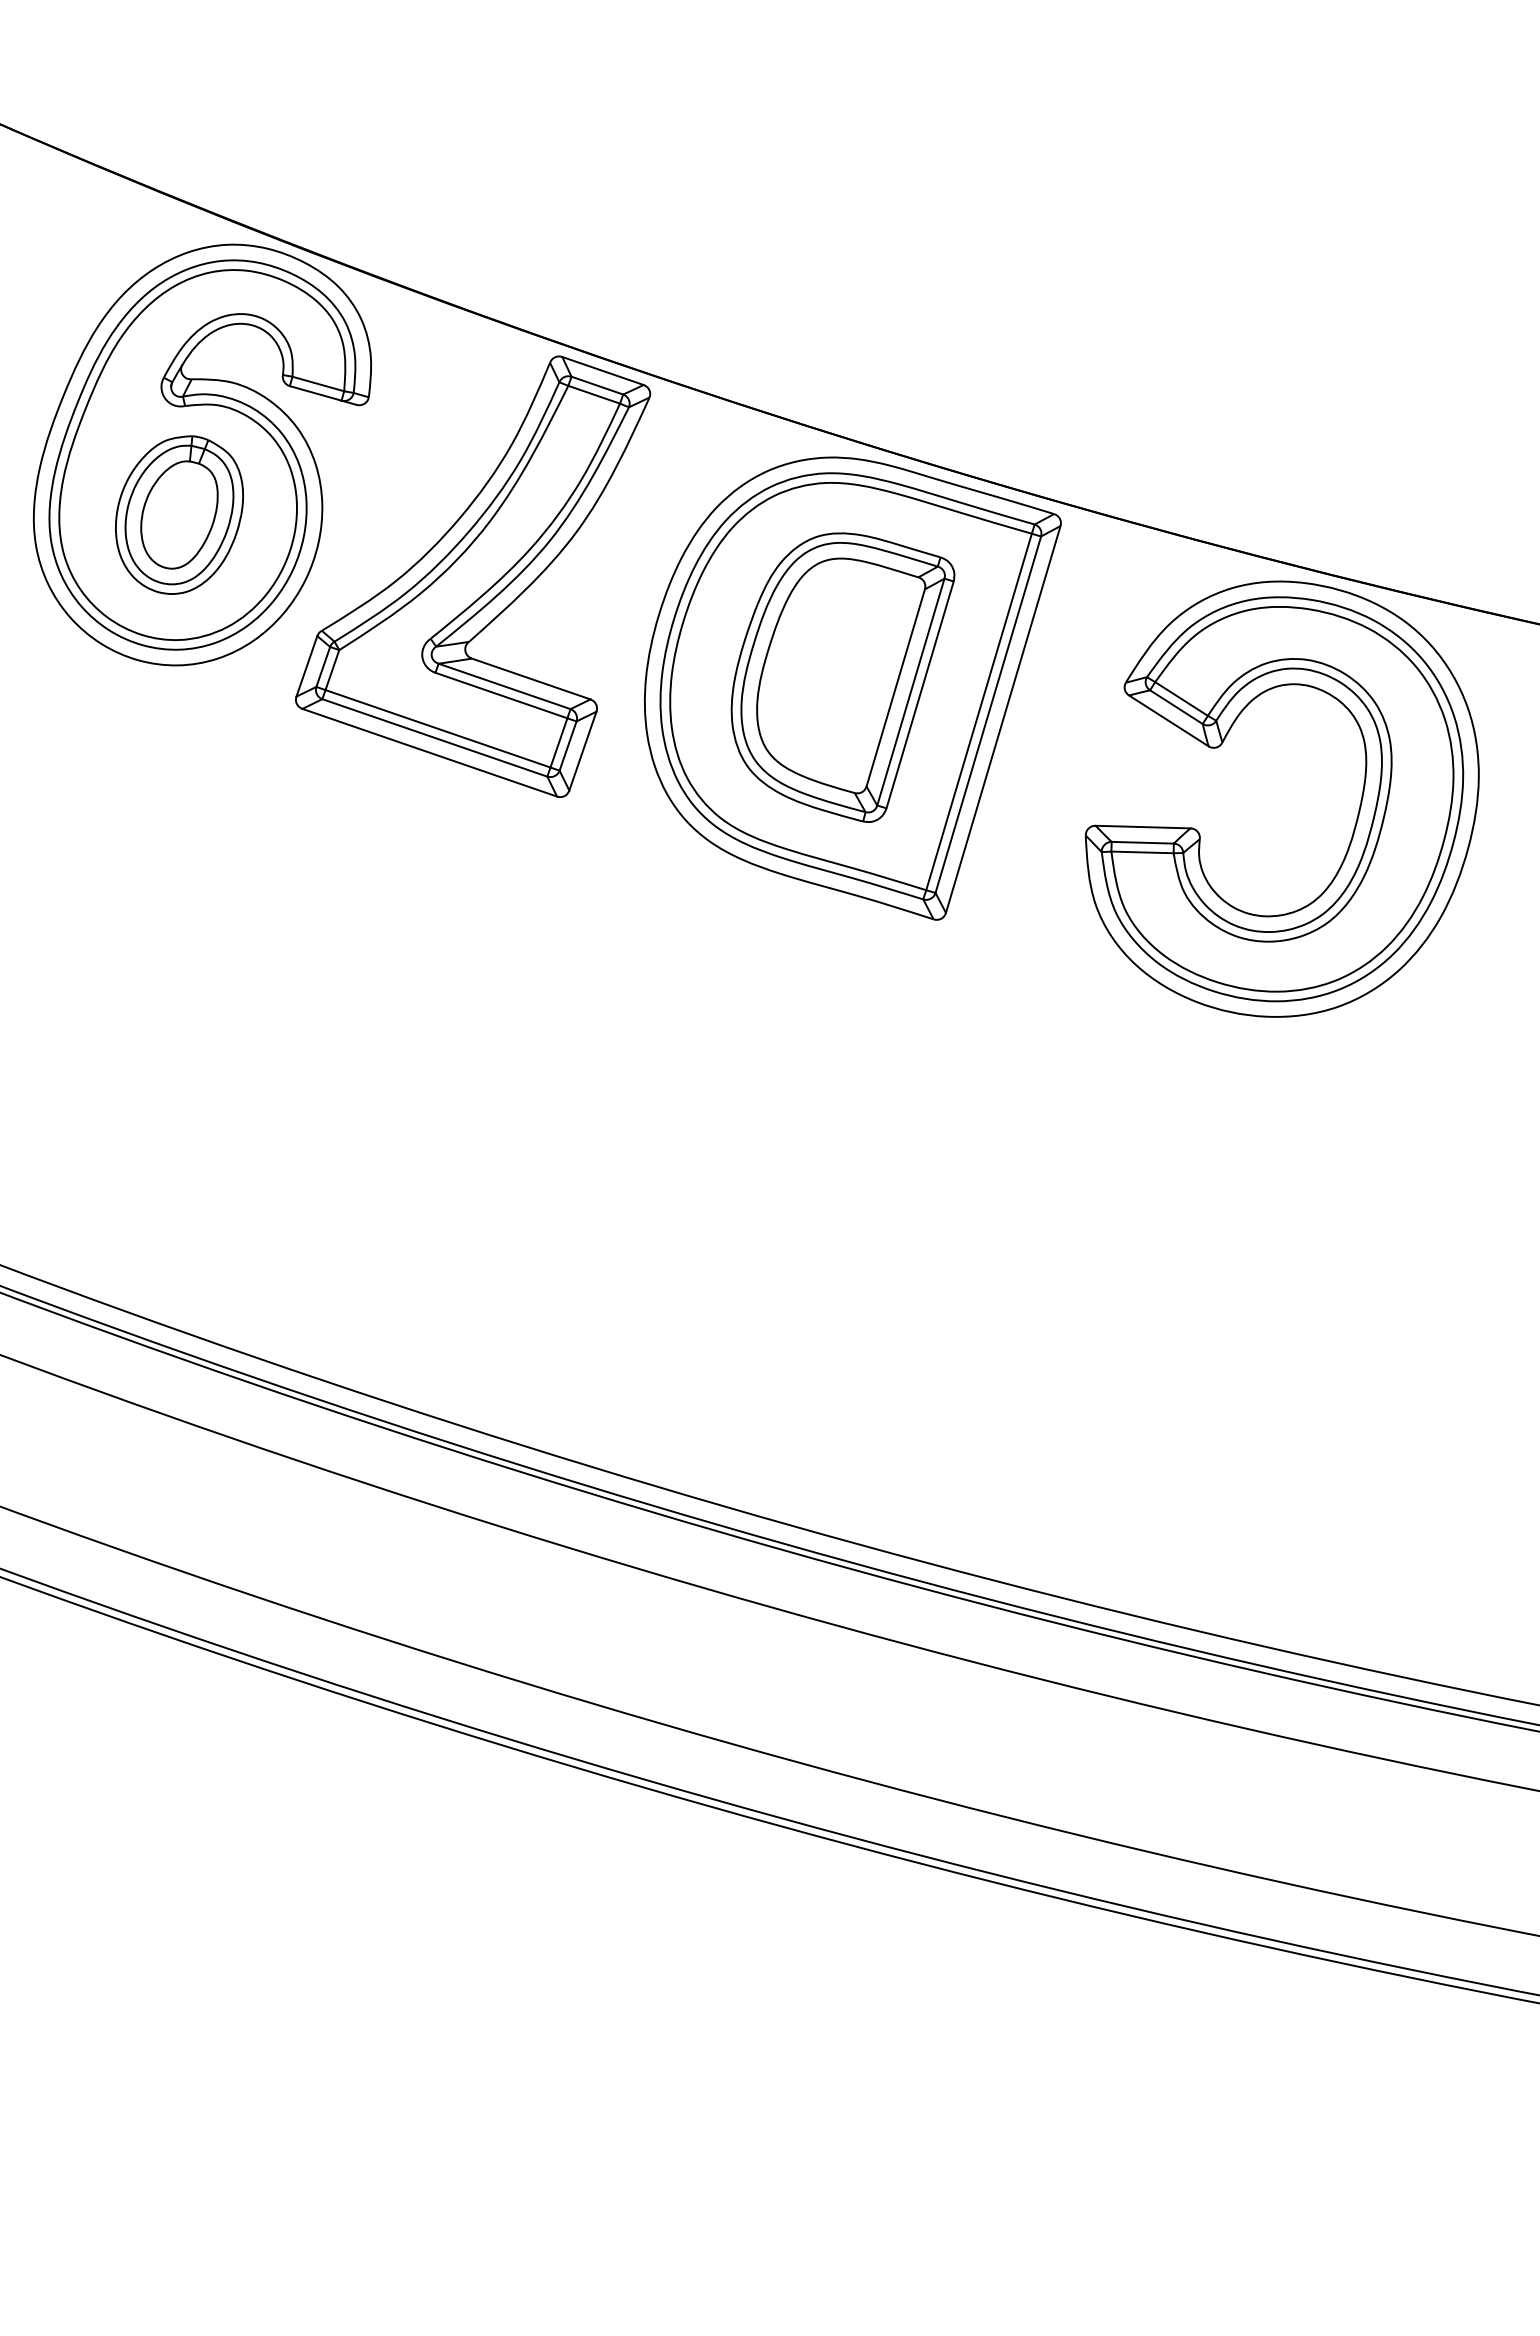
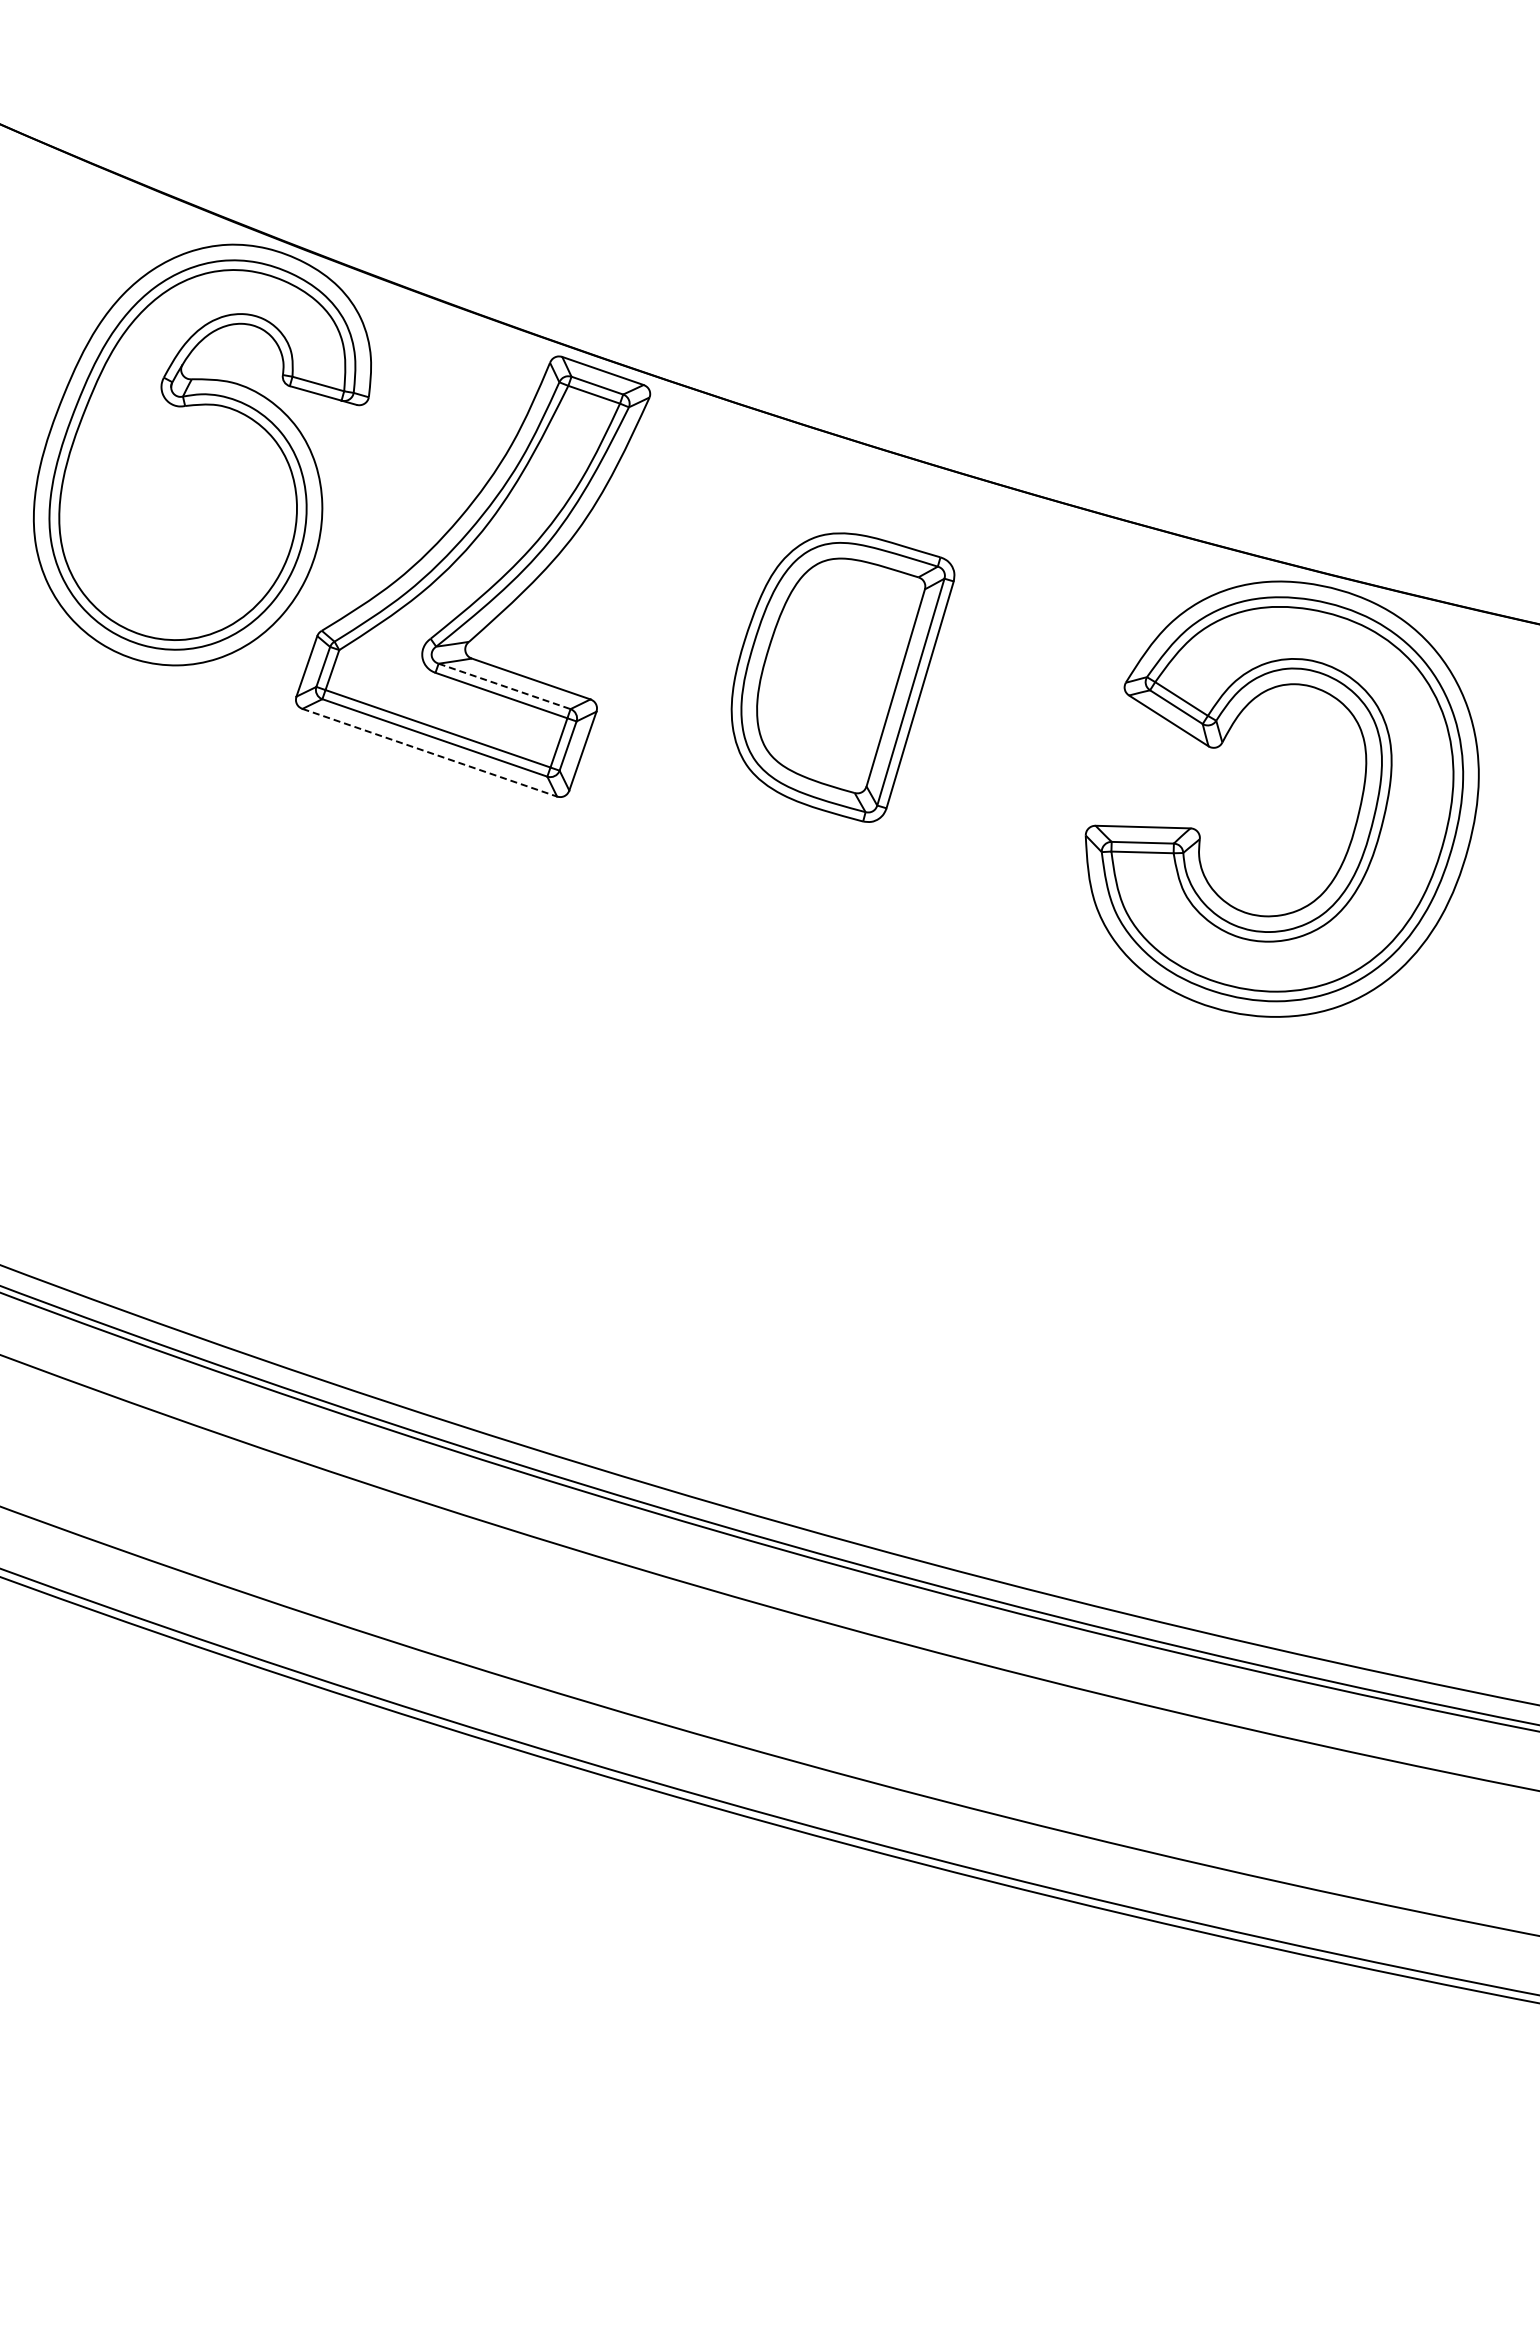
part: present -> none (179, 514)
line: solid -> dashed (504, 686)
part: present -> none (852, 688)
line: solid -> dashed (429, 752)
